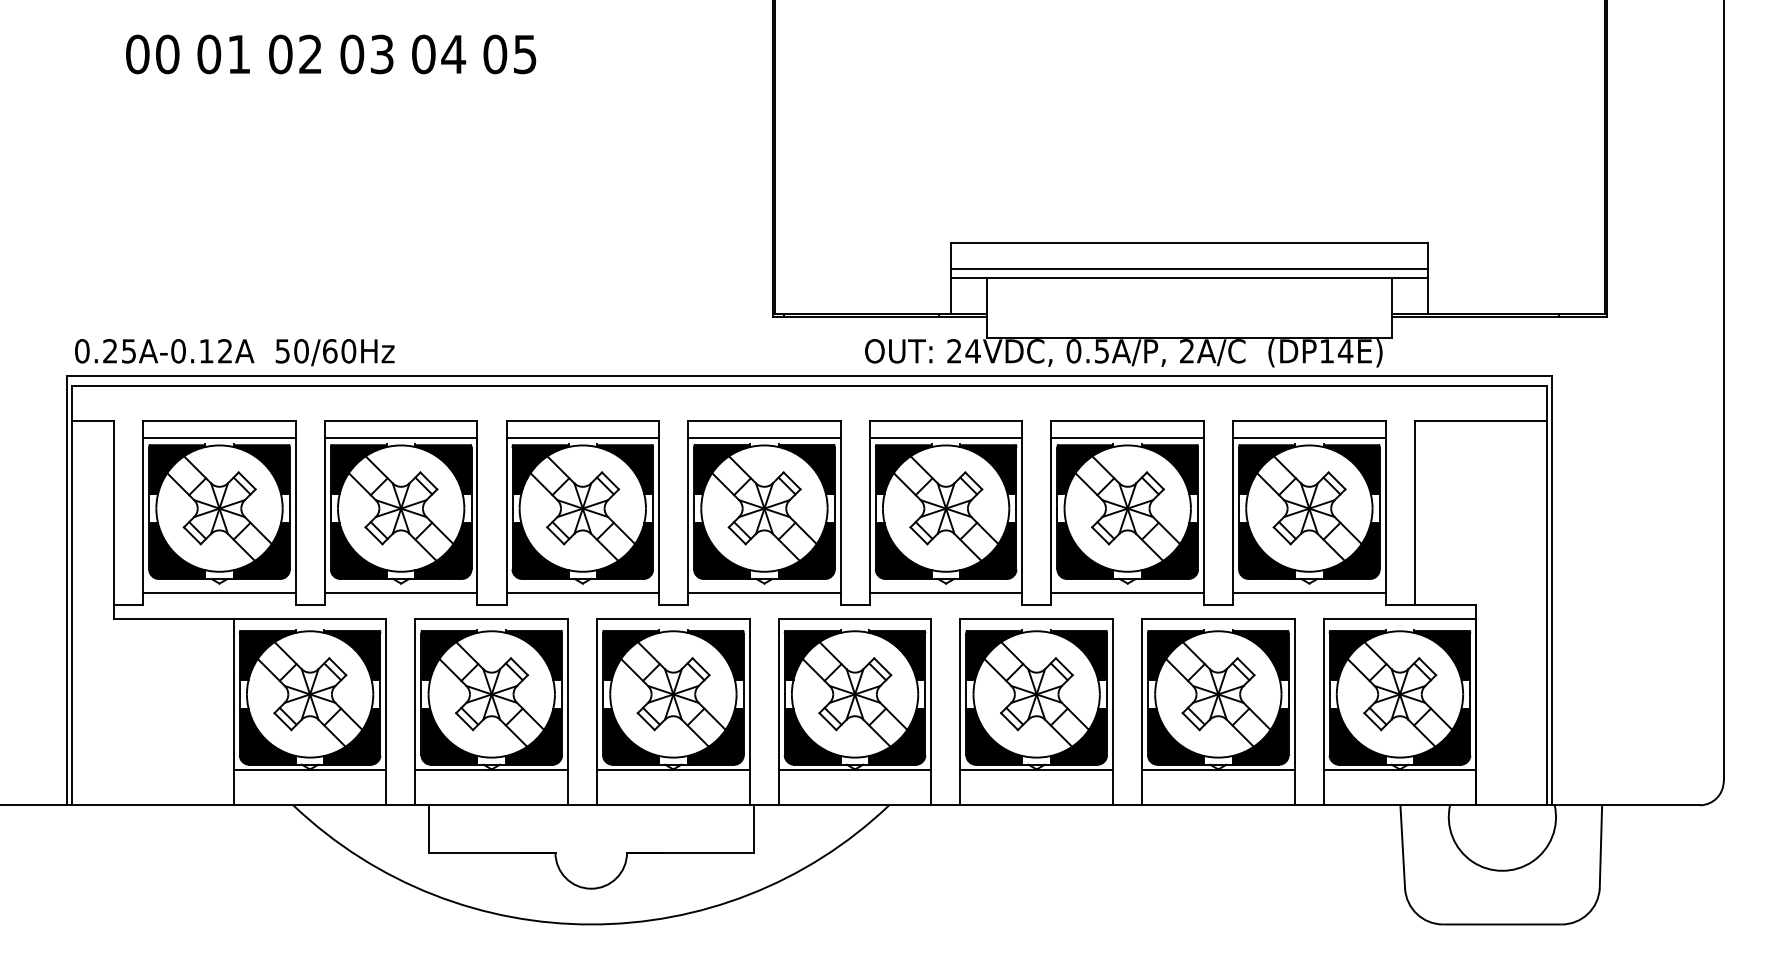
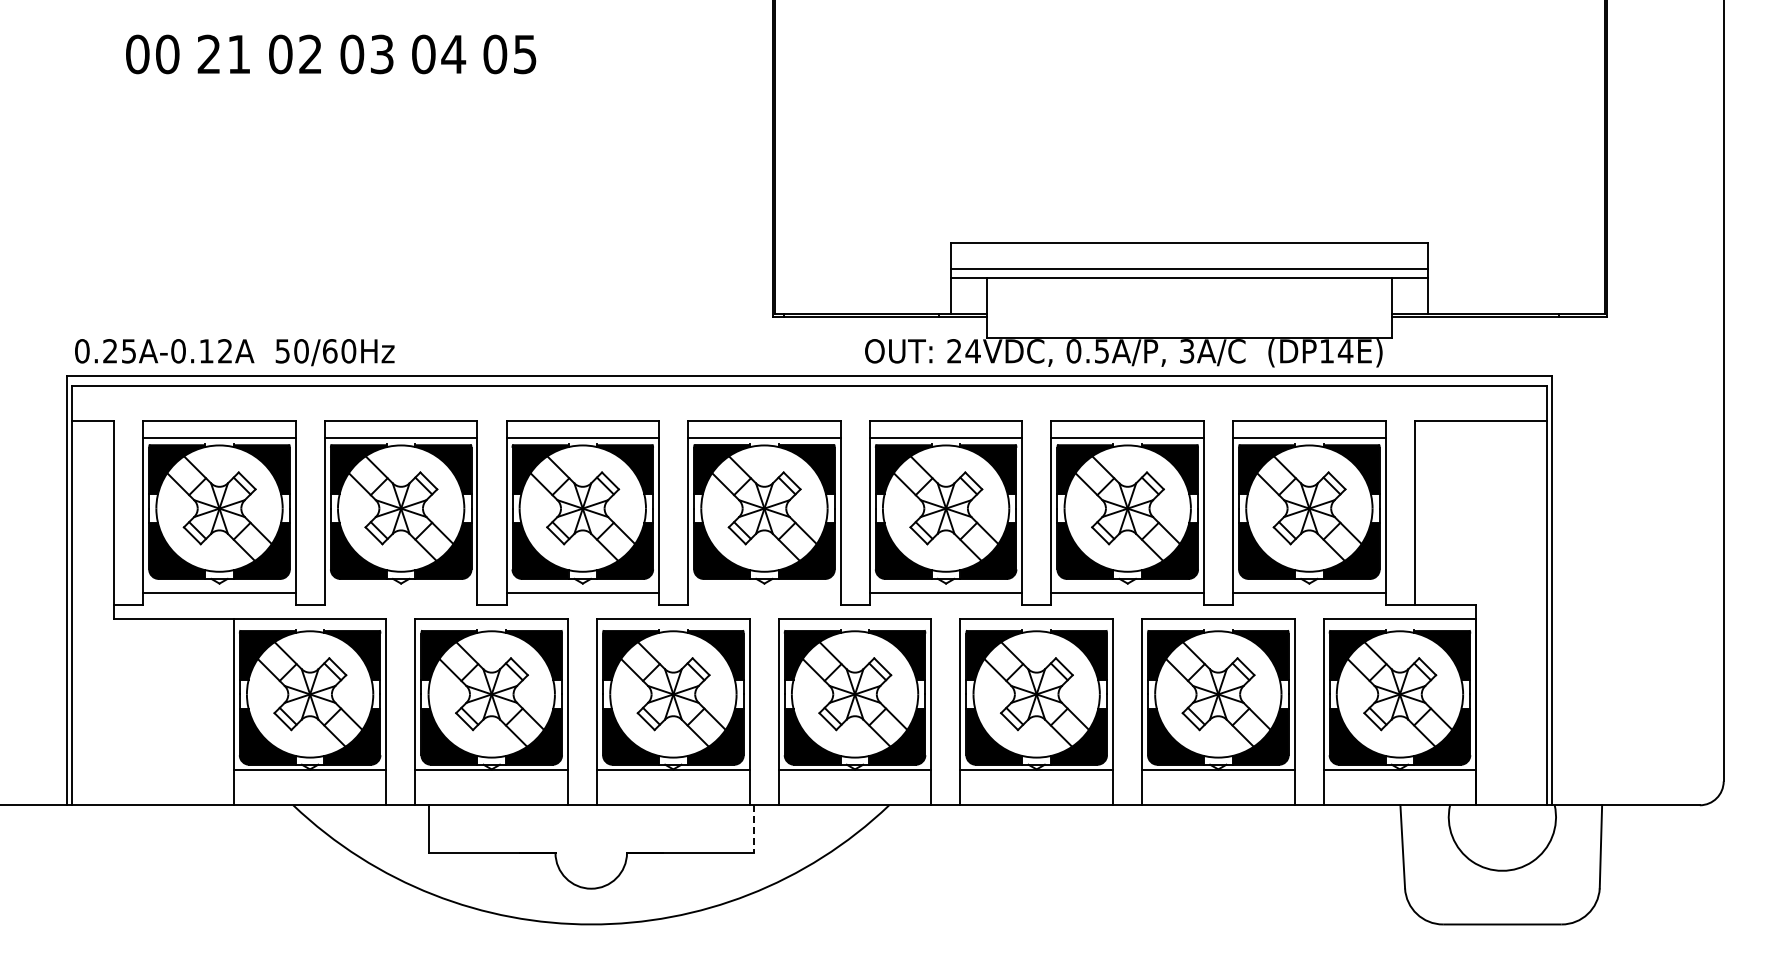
text: 01 -> 21 (209, 54)
text: 2A/C -> 3A/C (1187, 351)
line: present -> none (400, 593)
line: present -> none (764, 593)
line: solid -> dashed (753, 829)
